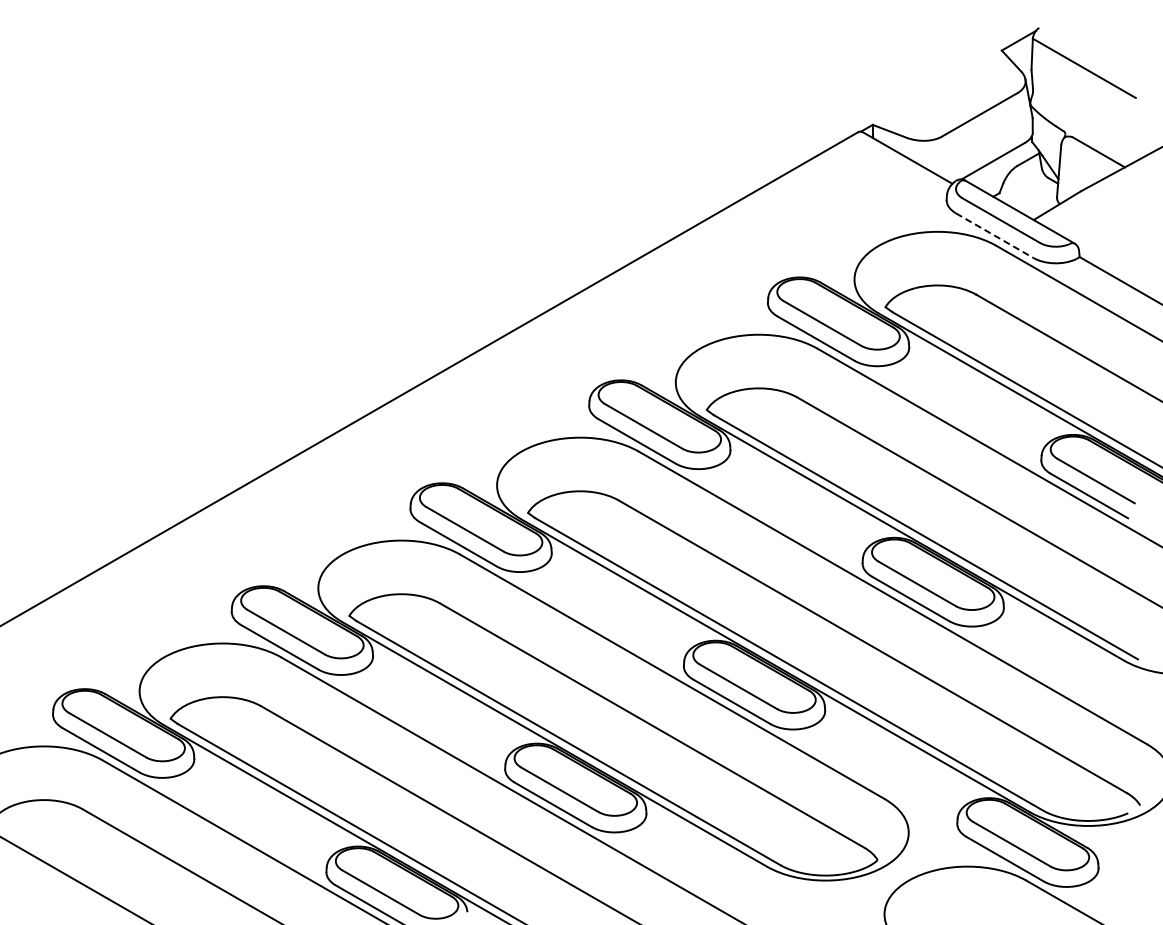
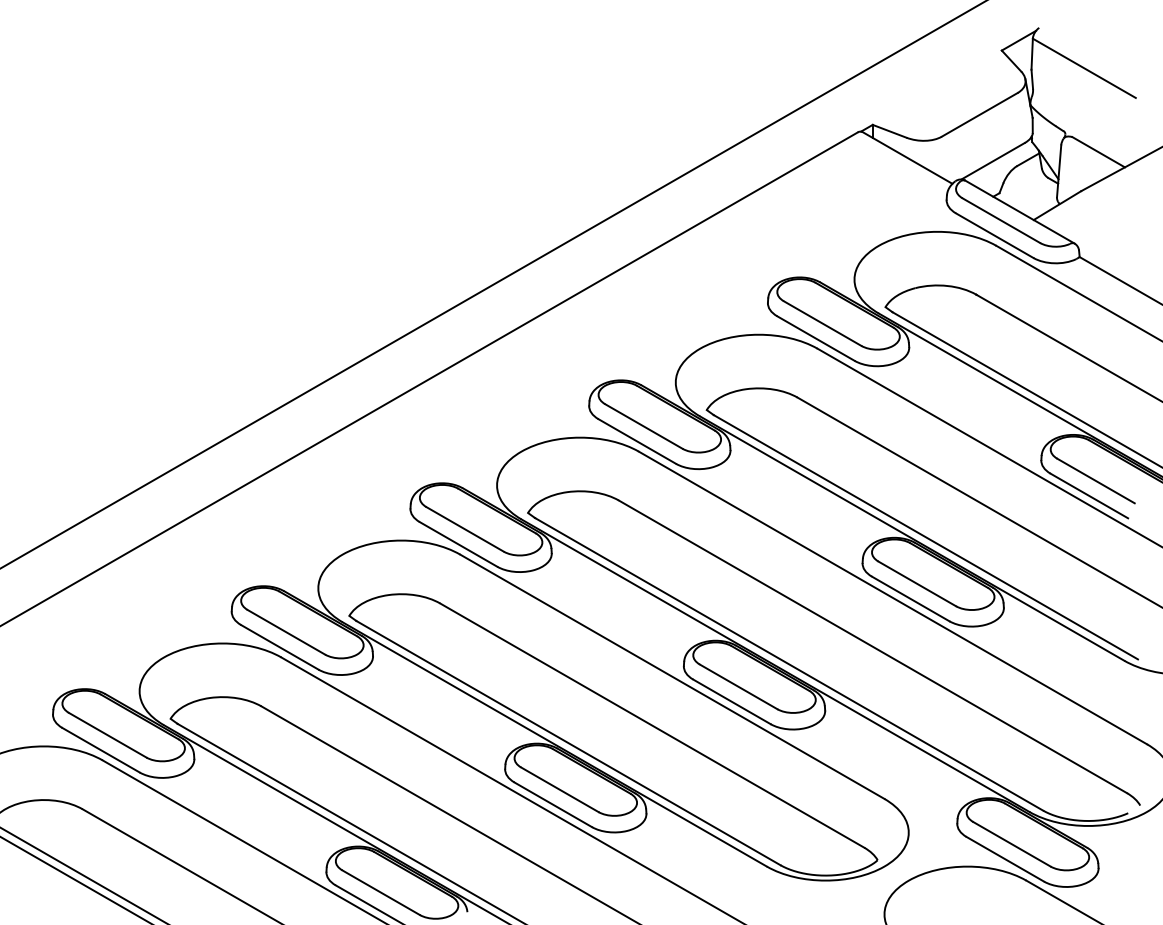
line: dashed -> solid (994, 235)
line: none -> present (492, 284)
line: none -> present (82, 874)
